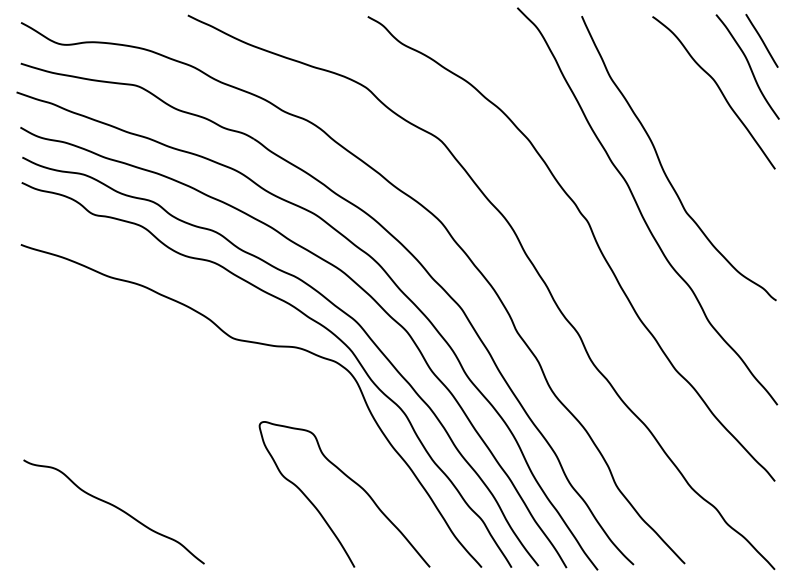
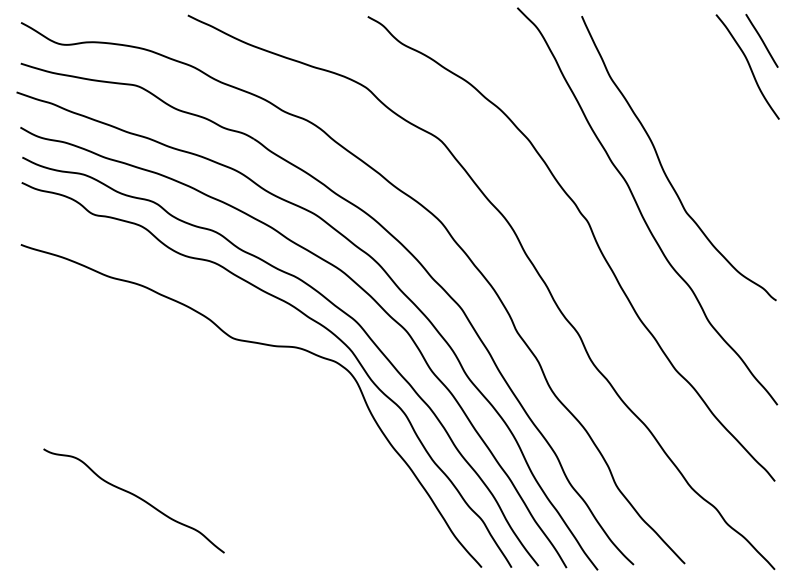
curve: present -> none (719, 90)
curve: present -> none (354, 483)
curve position: (114, 507) -> (134, 496) (134, 496)
